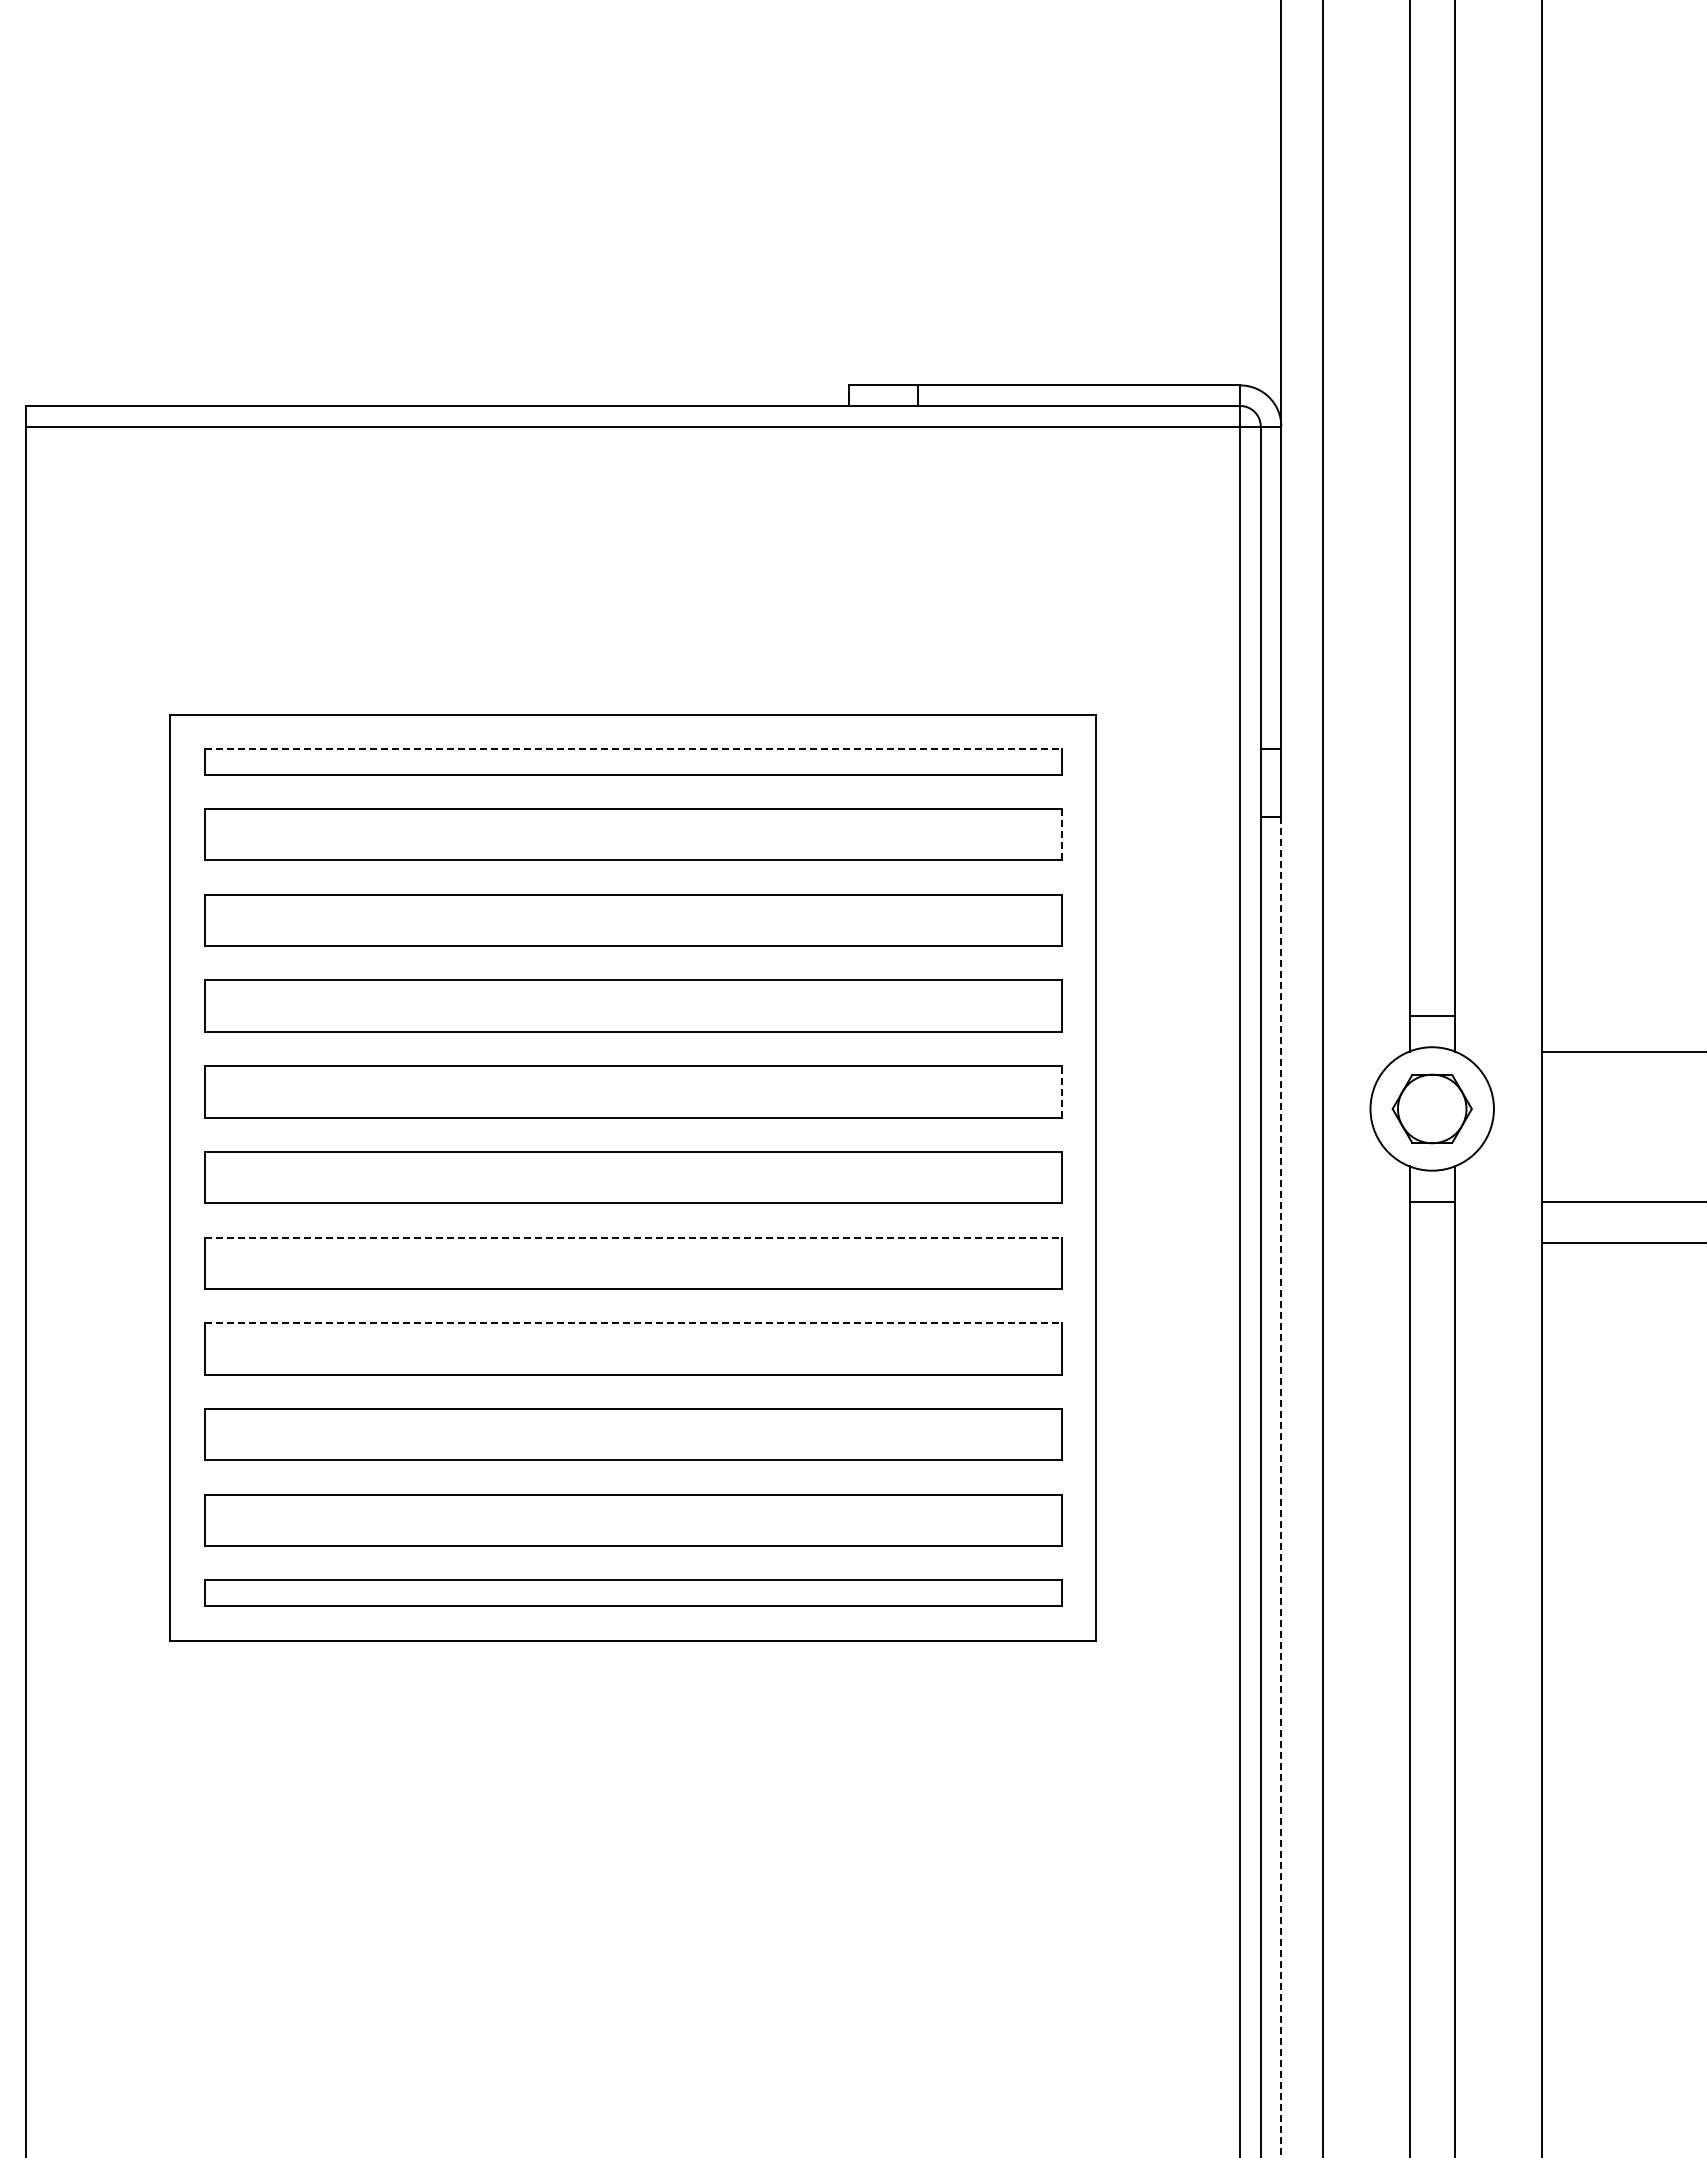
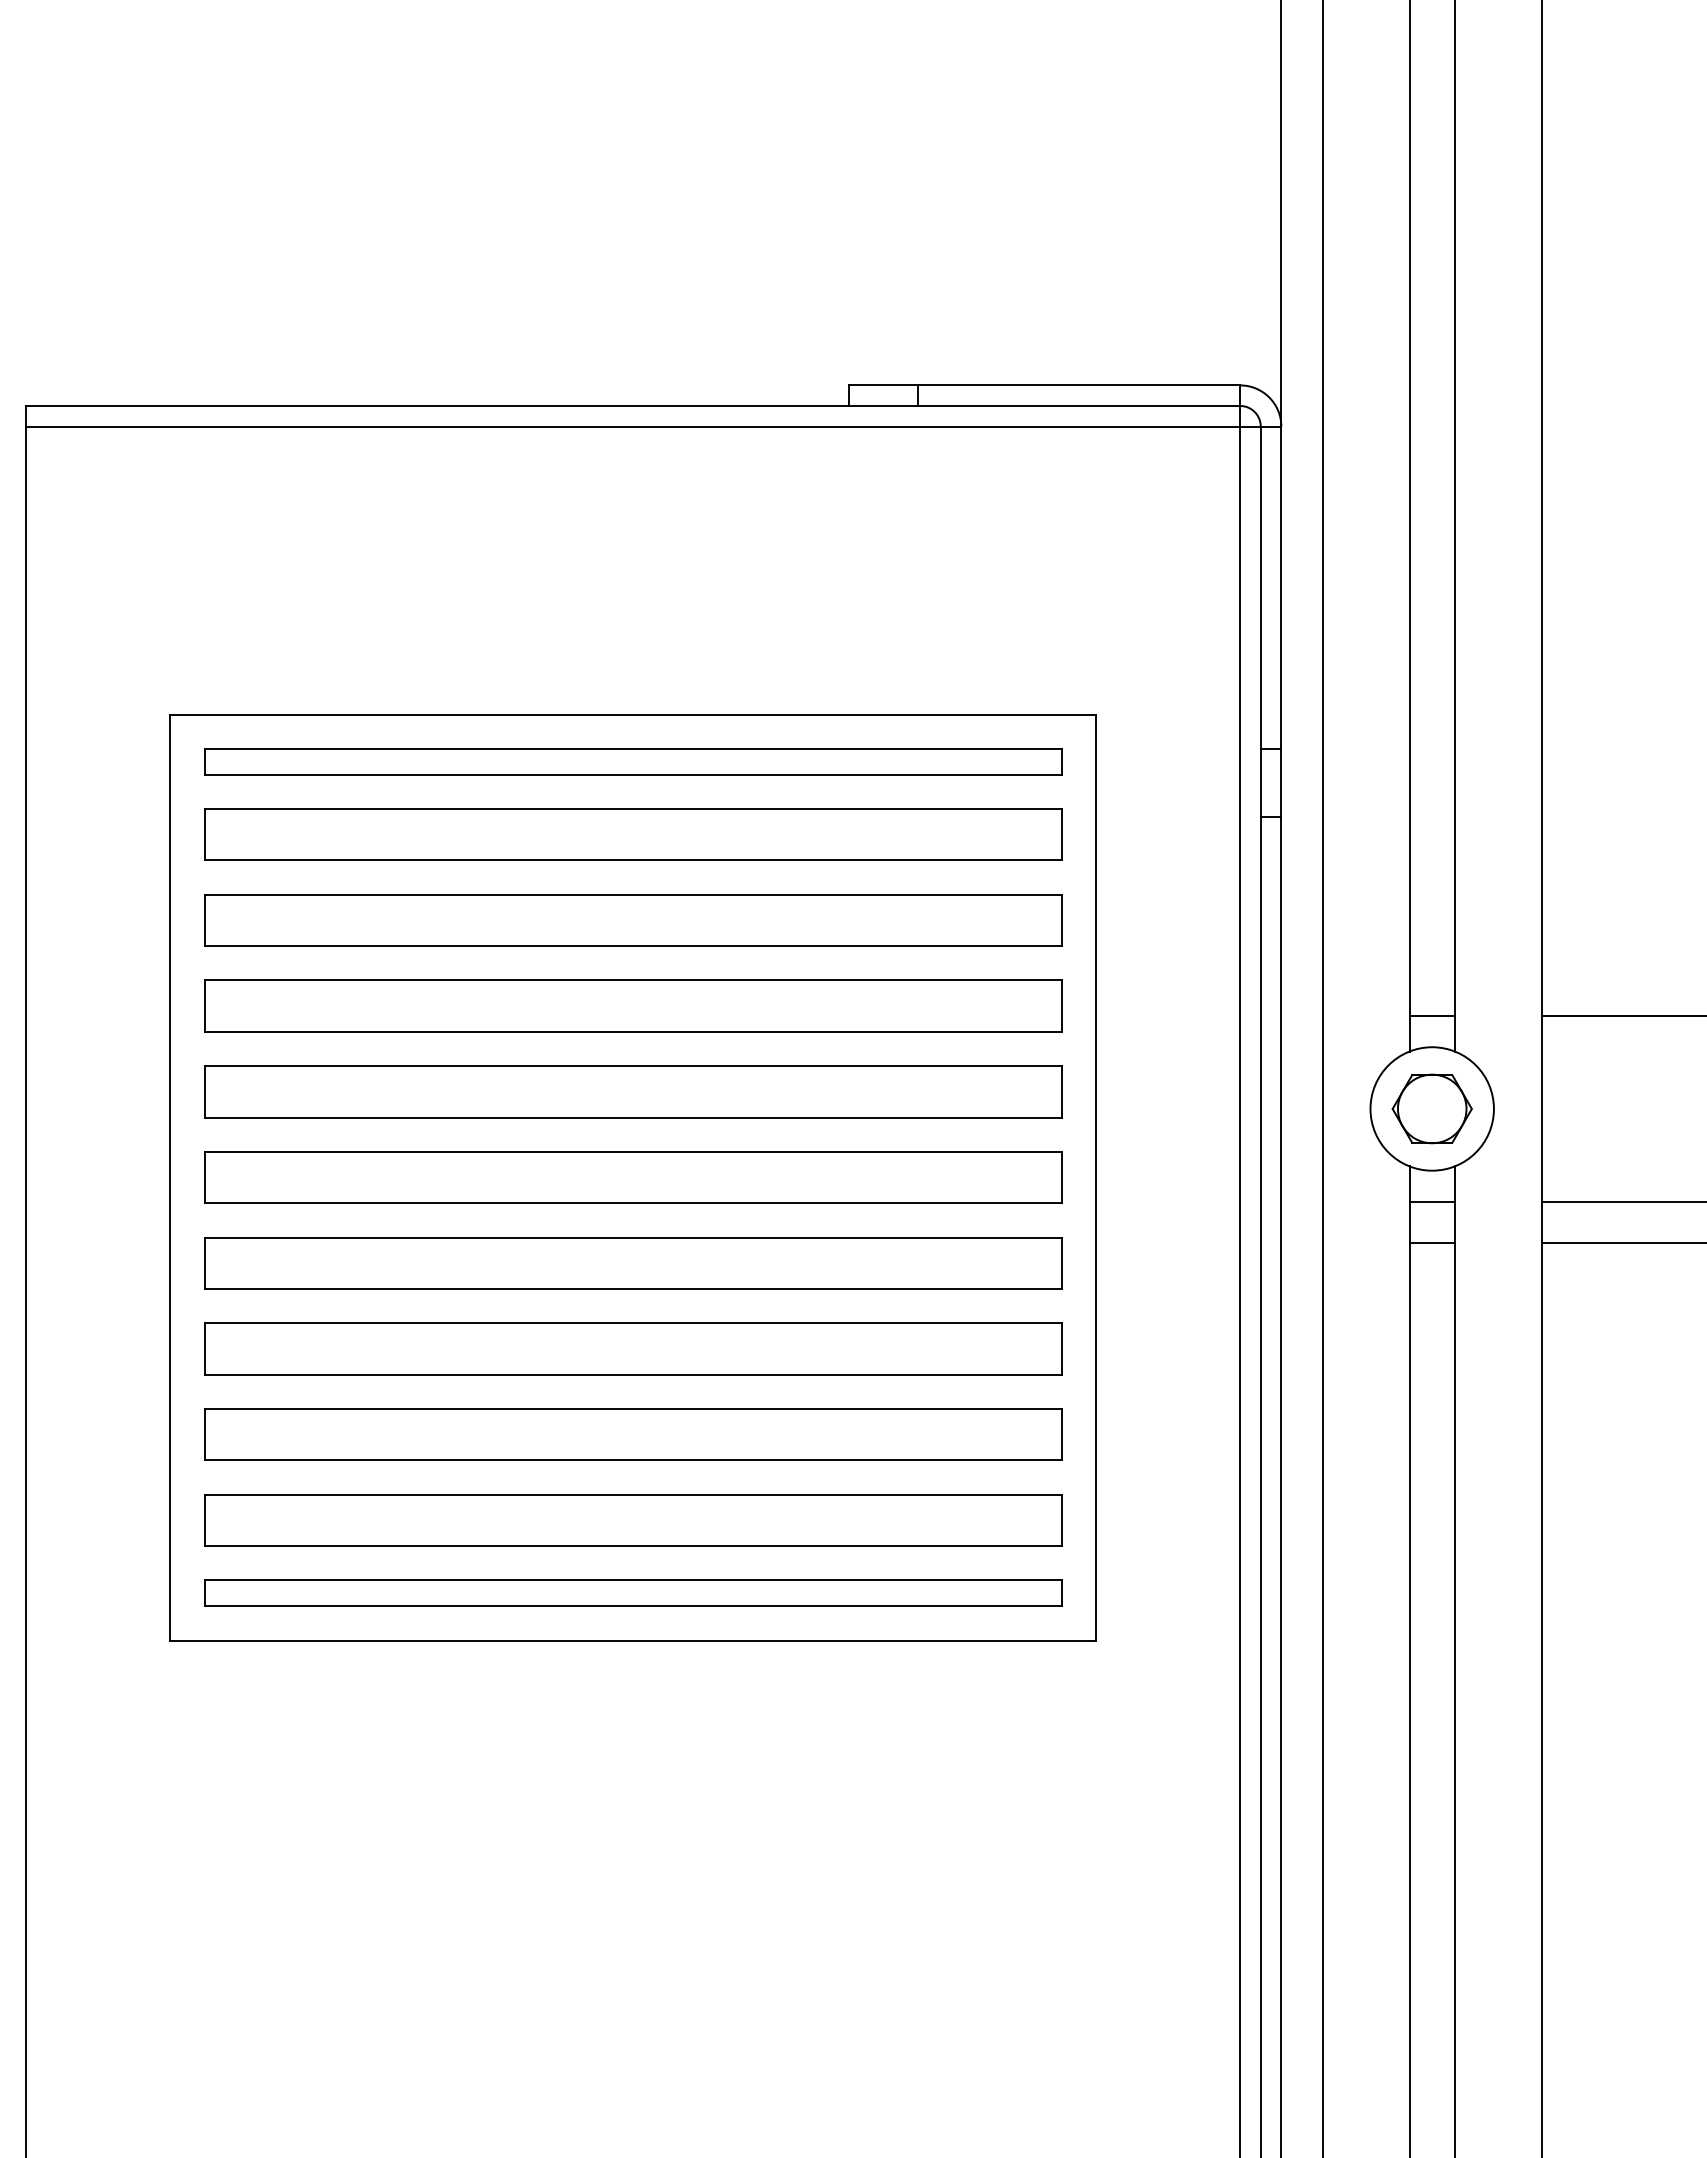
line: dashed -> solid (633, 748)
line: dashed -> solid (1061, 834)
line position: (1622, 1052) -> (1622, 1016) (1622, 1016)
line: dashed -> solid (1061, 1091)
line: dashed -> solid (633, 1237)
line: none -> present (1431, 1242)
line: dashed -> solid (633, 1323)
line: dashed -> solid (1281, 1487)
